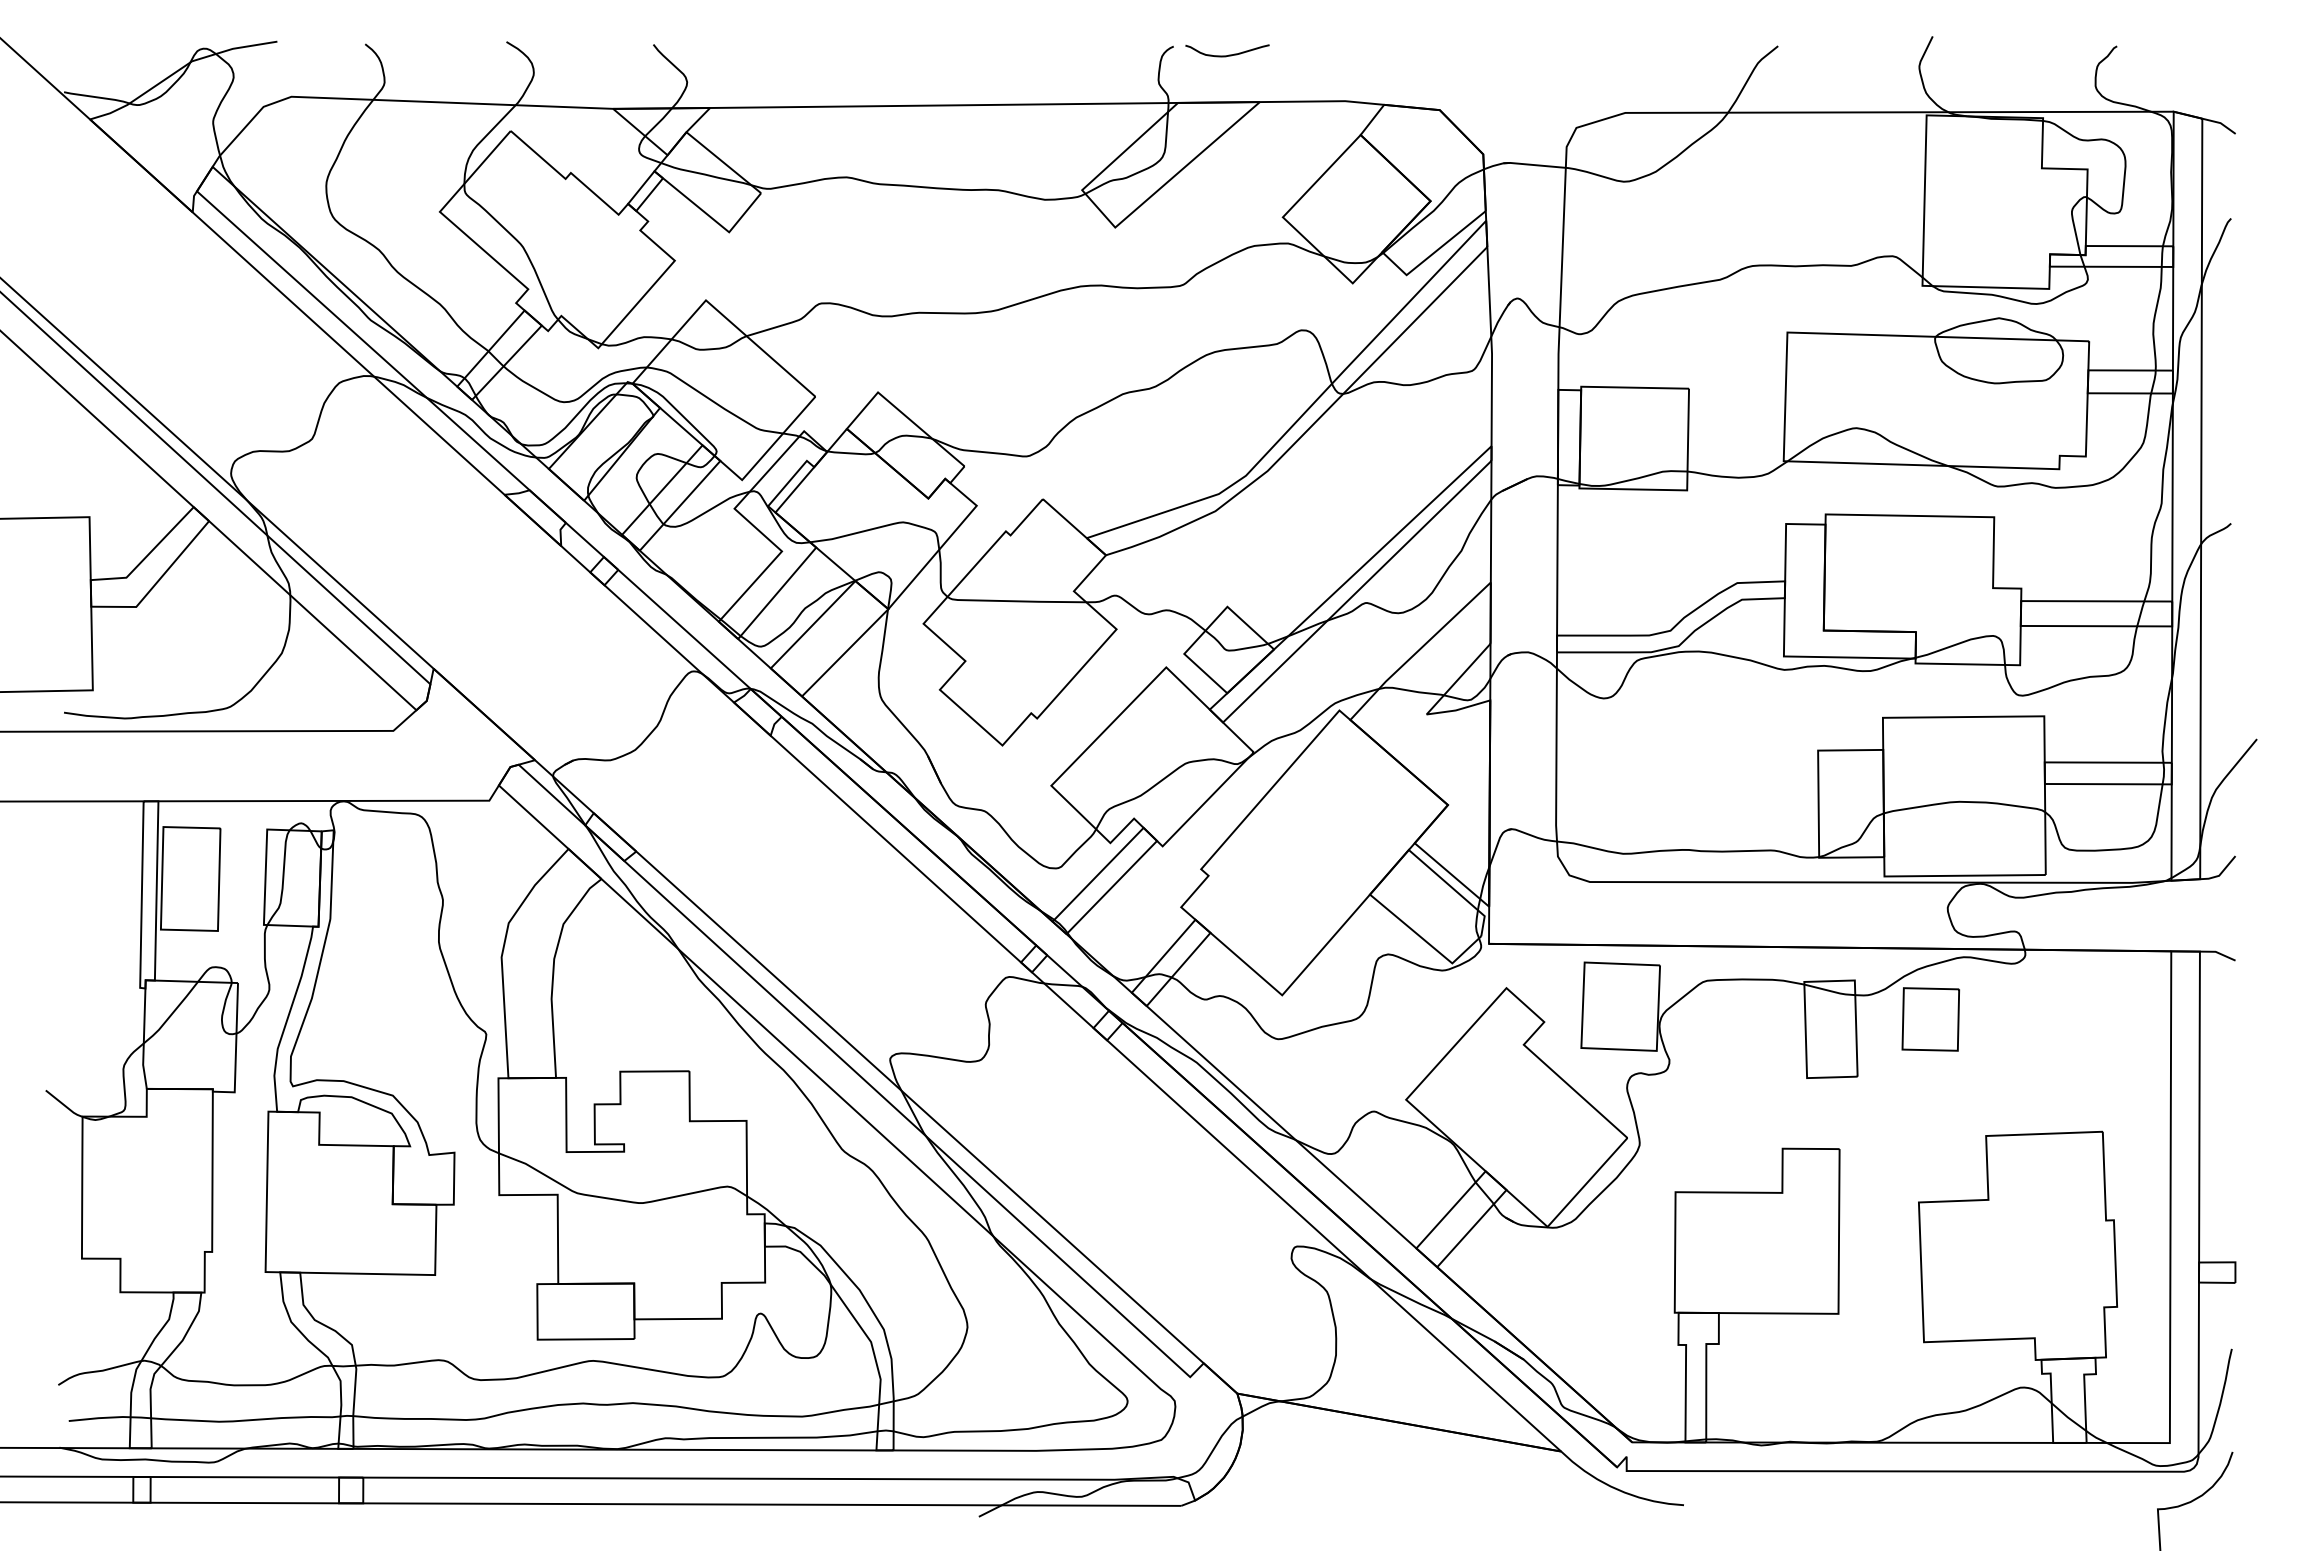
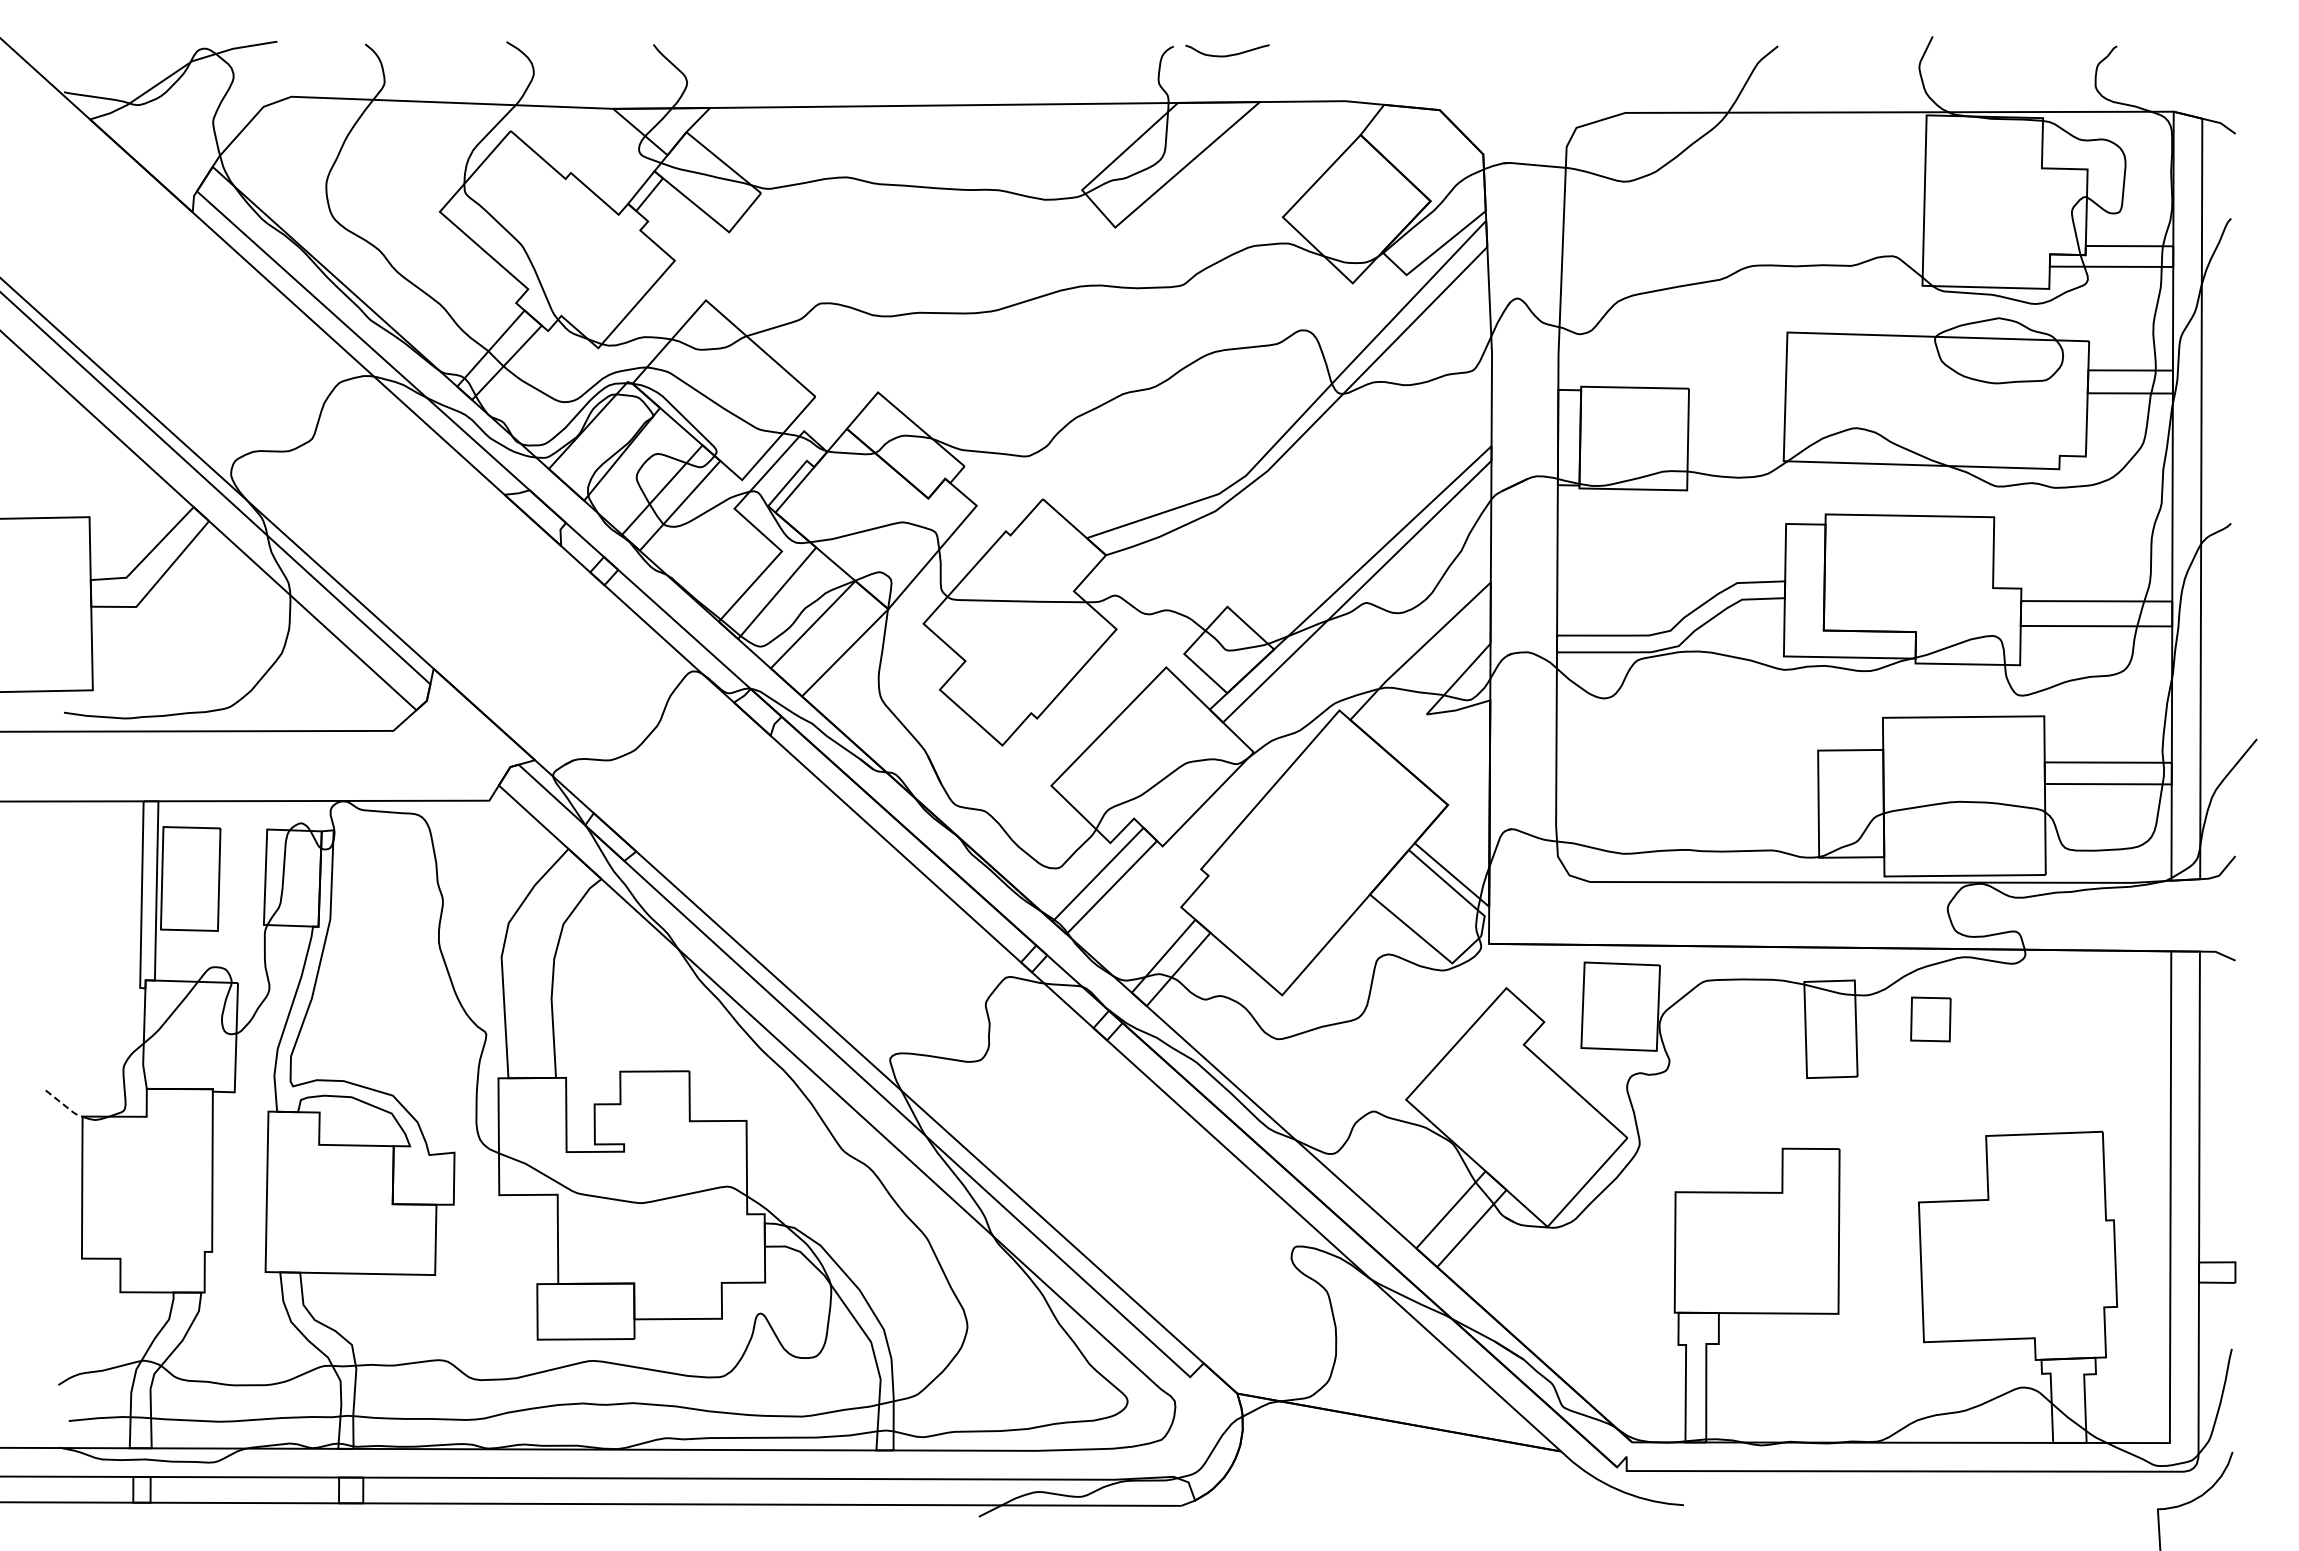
part size: 60x65 px -> 42x47 px (1930, 1019)
line: solid -> dashed (65, 1105)
